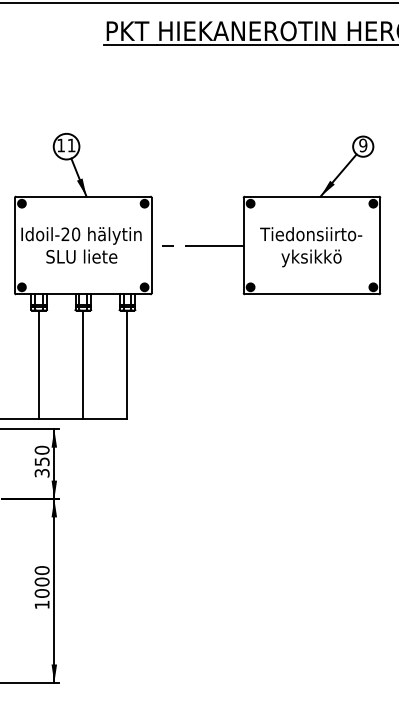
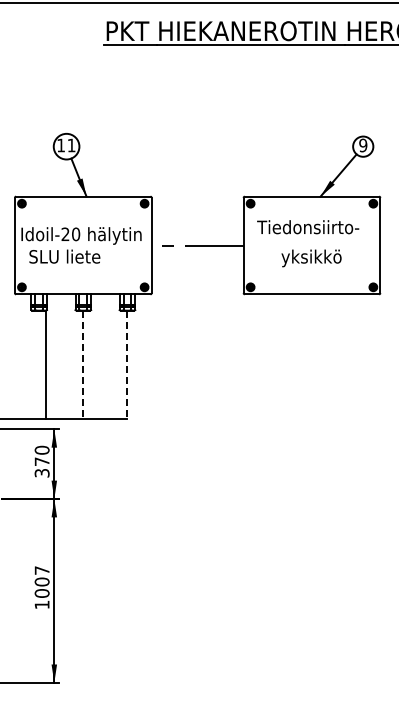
text position: (311, 234) -> (308, 227) (308, 227)
text position: (81, 256) -> (64, 256) (64, 256)
line position: (39, 364) -> (46, 364) (46, 364)
line: solid -> dashed (83, 365)
line: solid -> dashed (127, 365)
text: 350 -> 370 (42, 461)
text: 1000 -> 1007 (41, 570)
